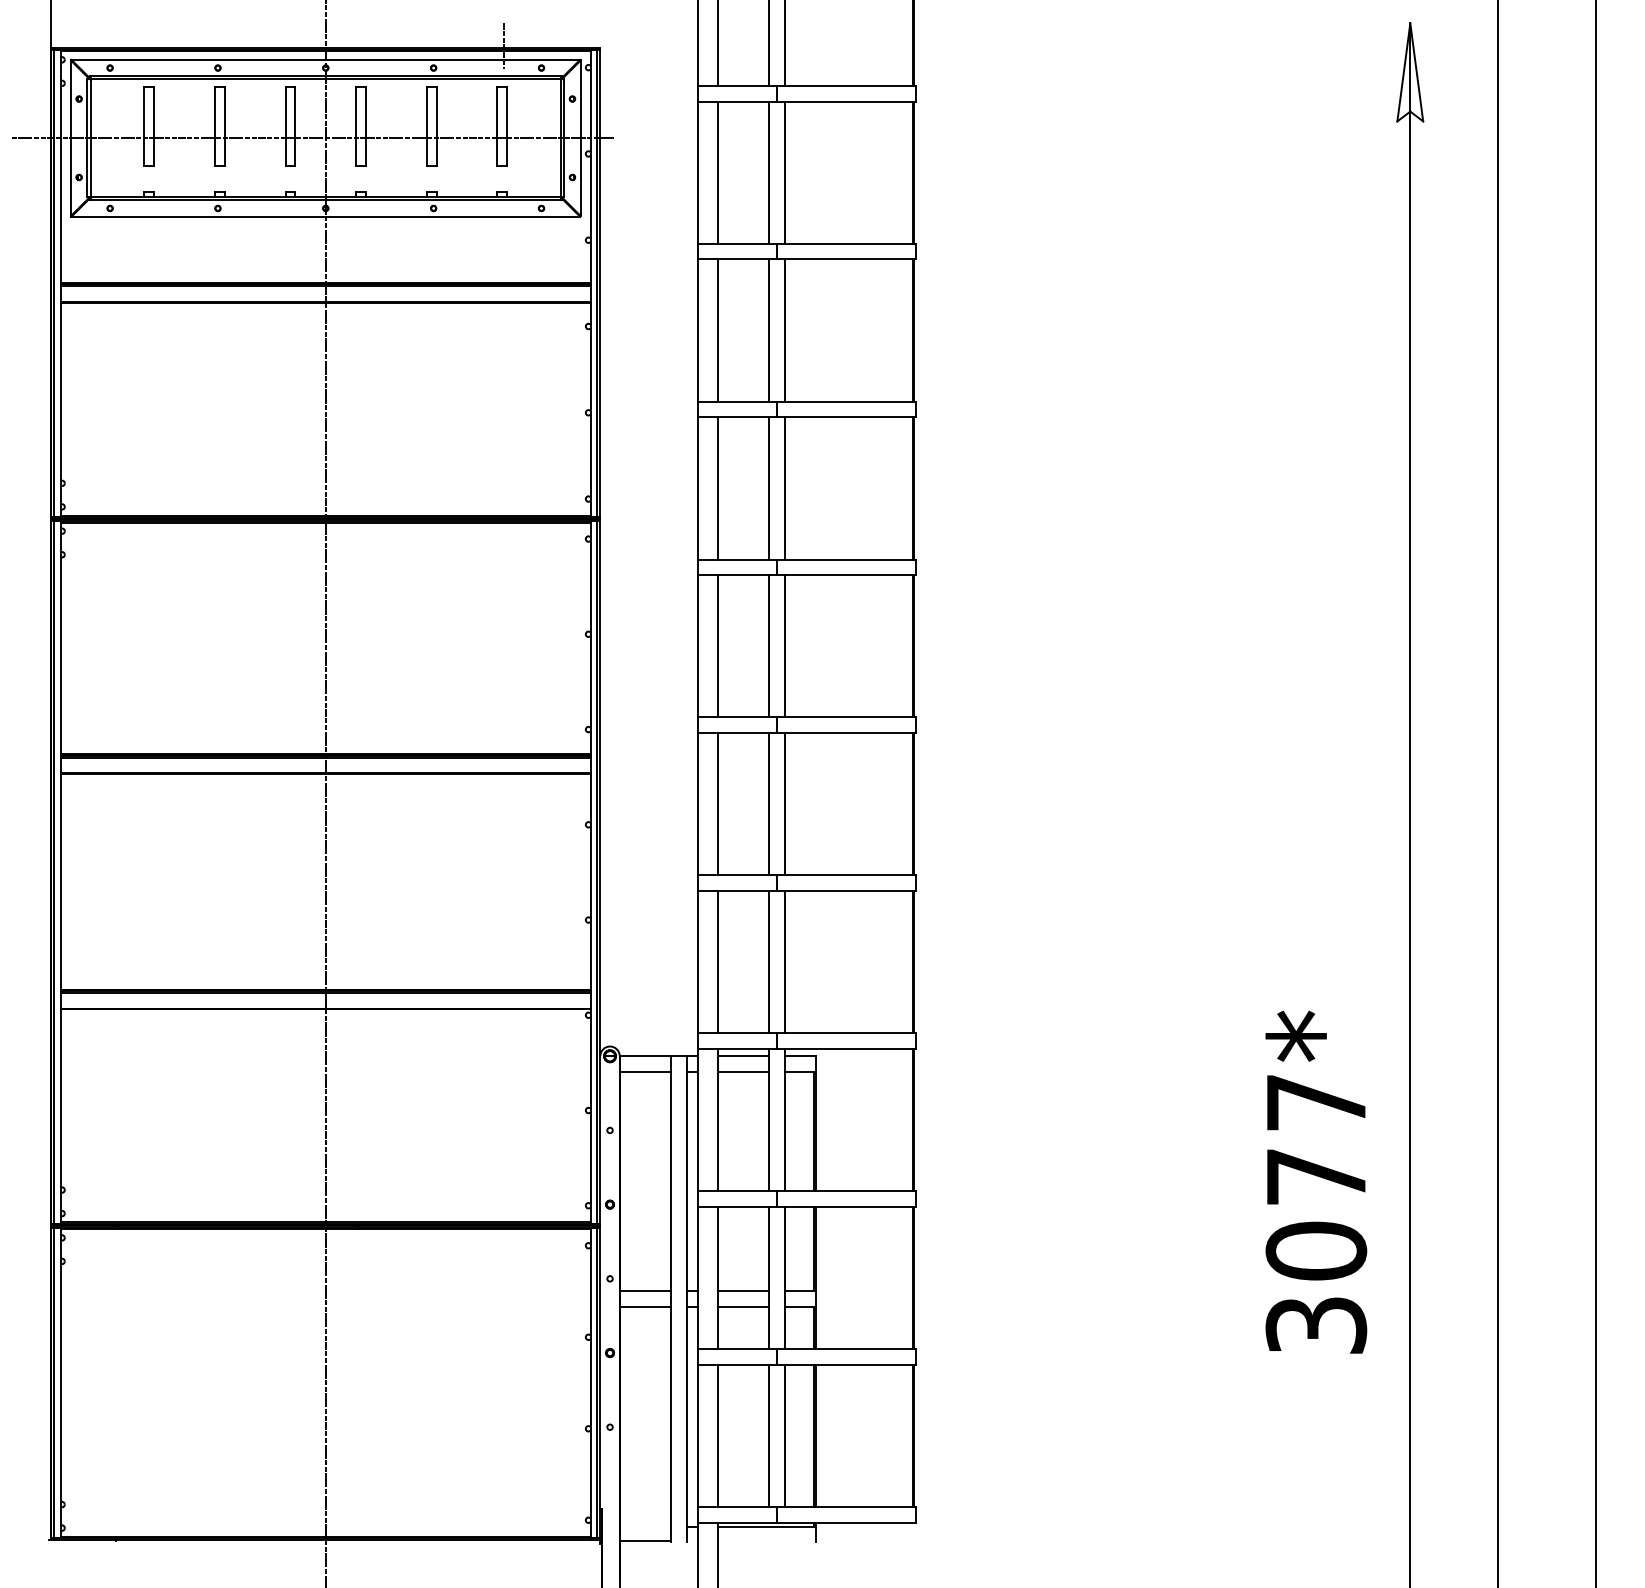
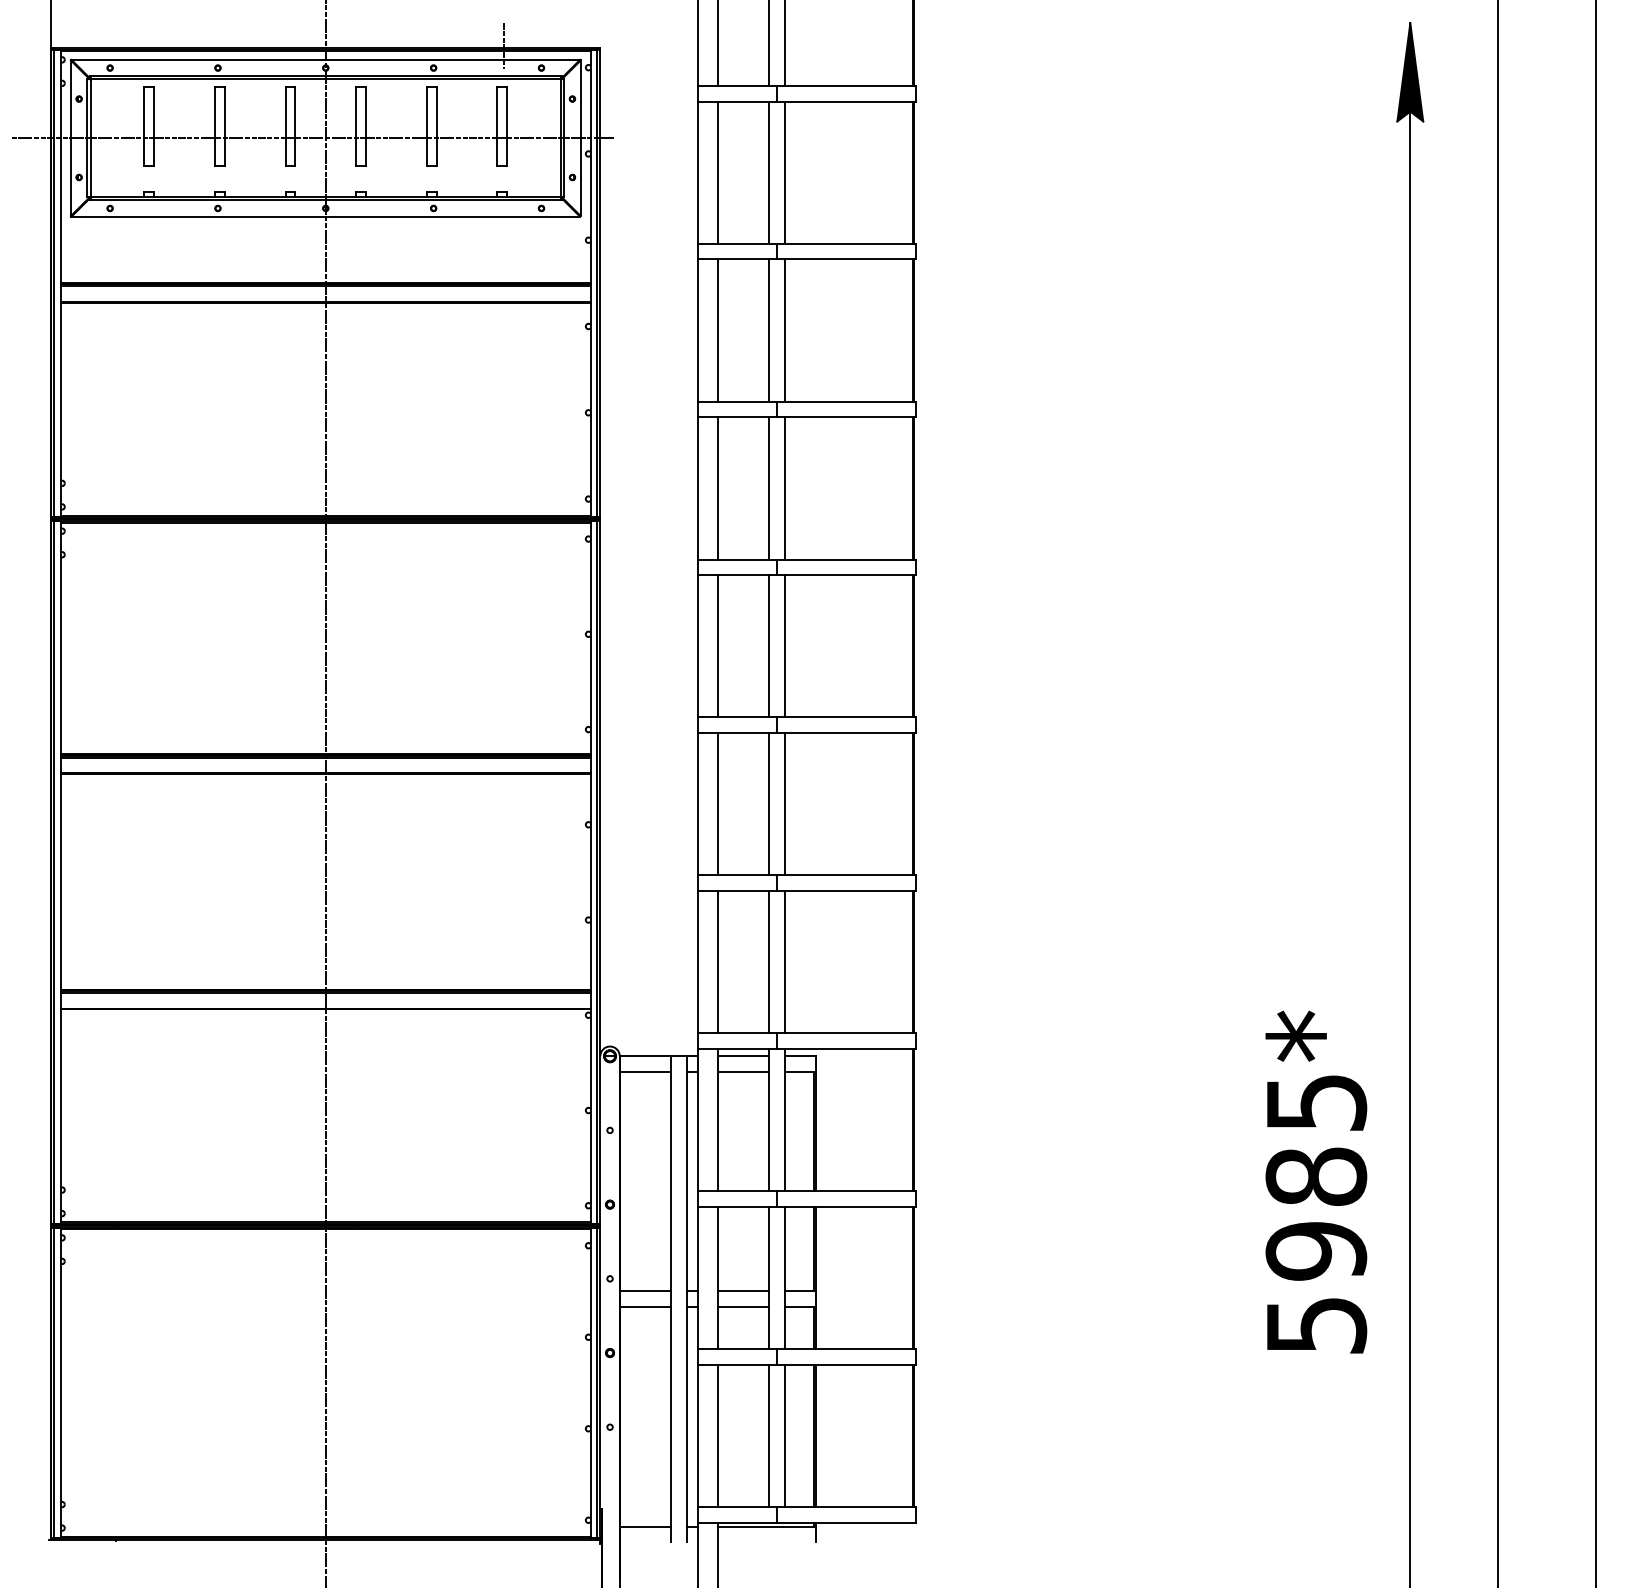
fill: none -> present (1410, 72)
text: 3077* -> 5985* (1316, 1214)
line position: (644, 1540) -> (644, 1526) (644, 1526)
